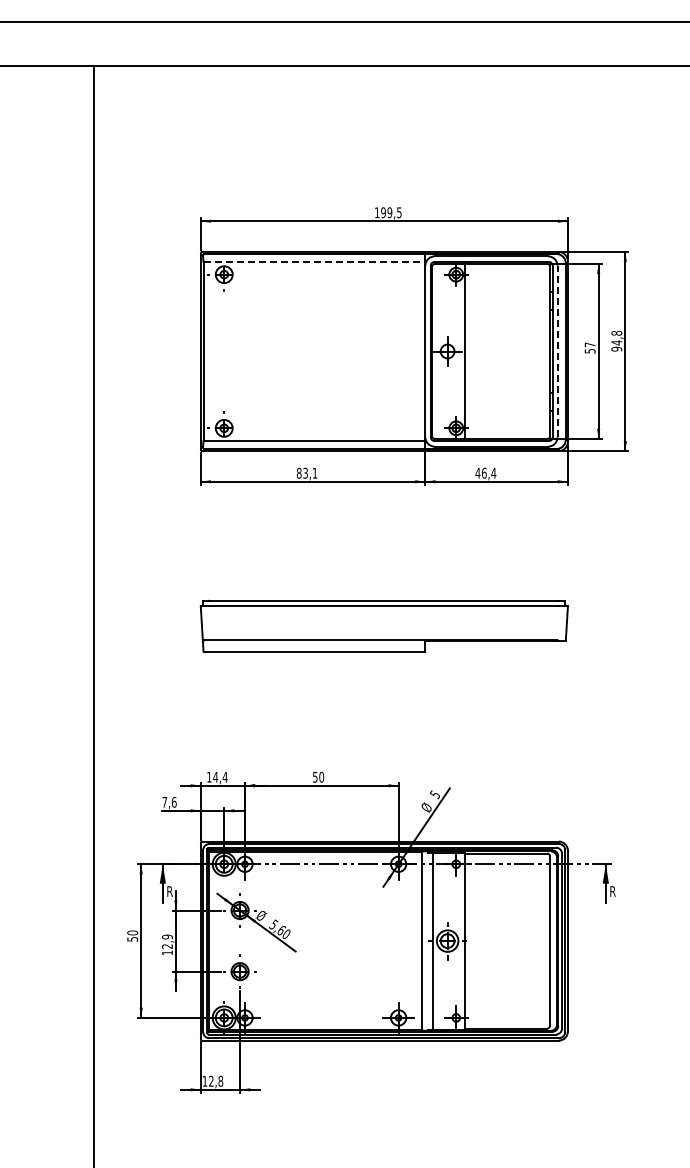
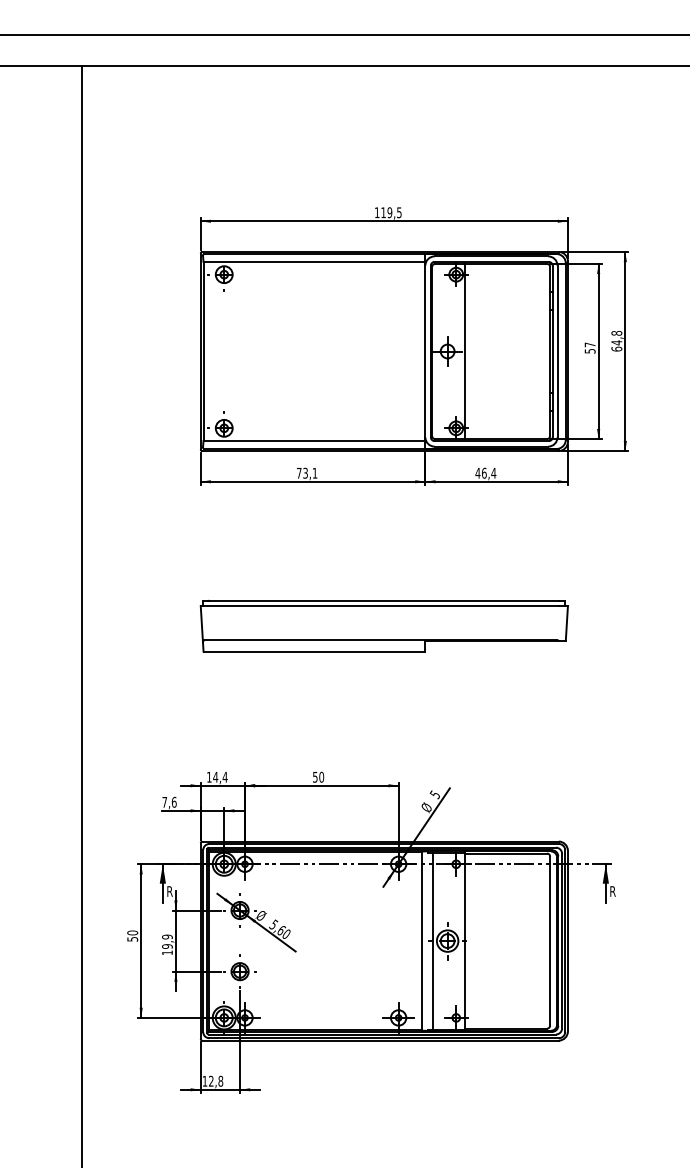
line position: (344, 22) -> (344, 35) (344, 35)
text: 199,5 -> 119,5 (383, 212)
line: dashed -> solid (314, 261)
text: 94,8 -> 64,8 (616, 348)
line: dashed -> solid (557, 351)
text: 83,1 -> 73,1 (298, 472)
line position: (94, 614) -> (82, 614) (82, 614)
text: 12,9 -> 19,9 (167, 946)
